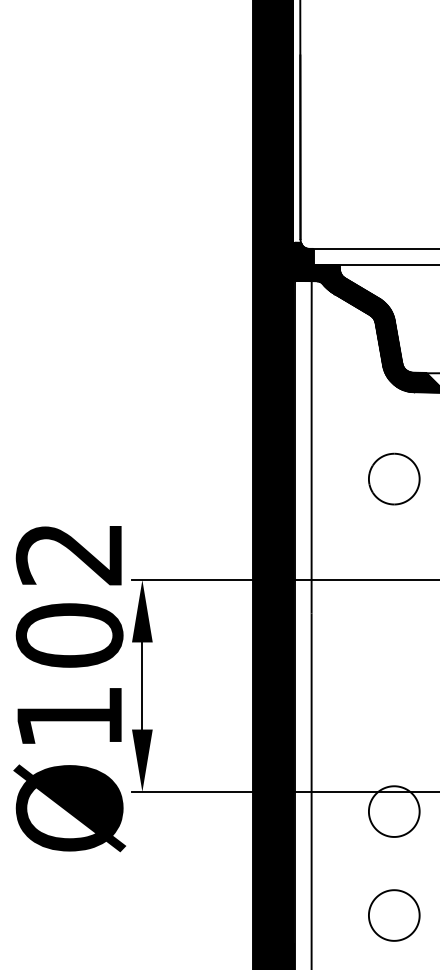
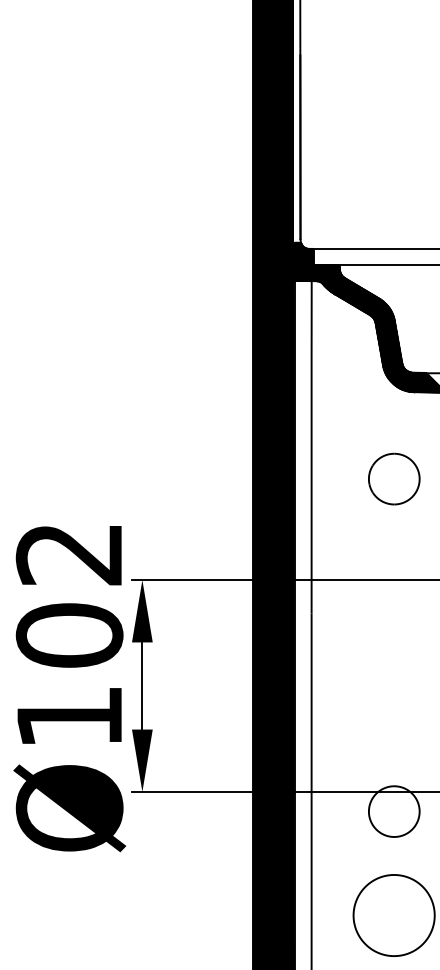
part size: 53x53 px -> 84x83 px (393, 915)
